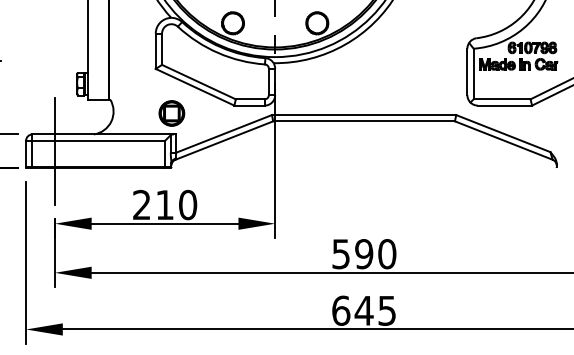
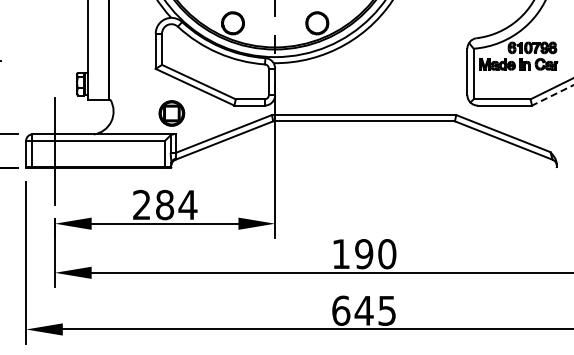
line: solid -> dashed (552, 95)
text: 210 -> 284 (176, 204)
text: 590 -> 190 (340, 254)
